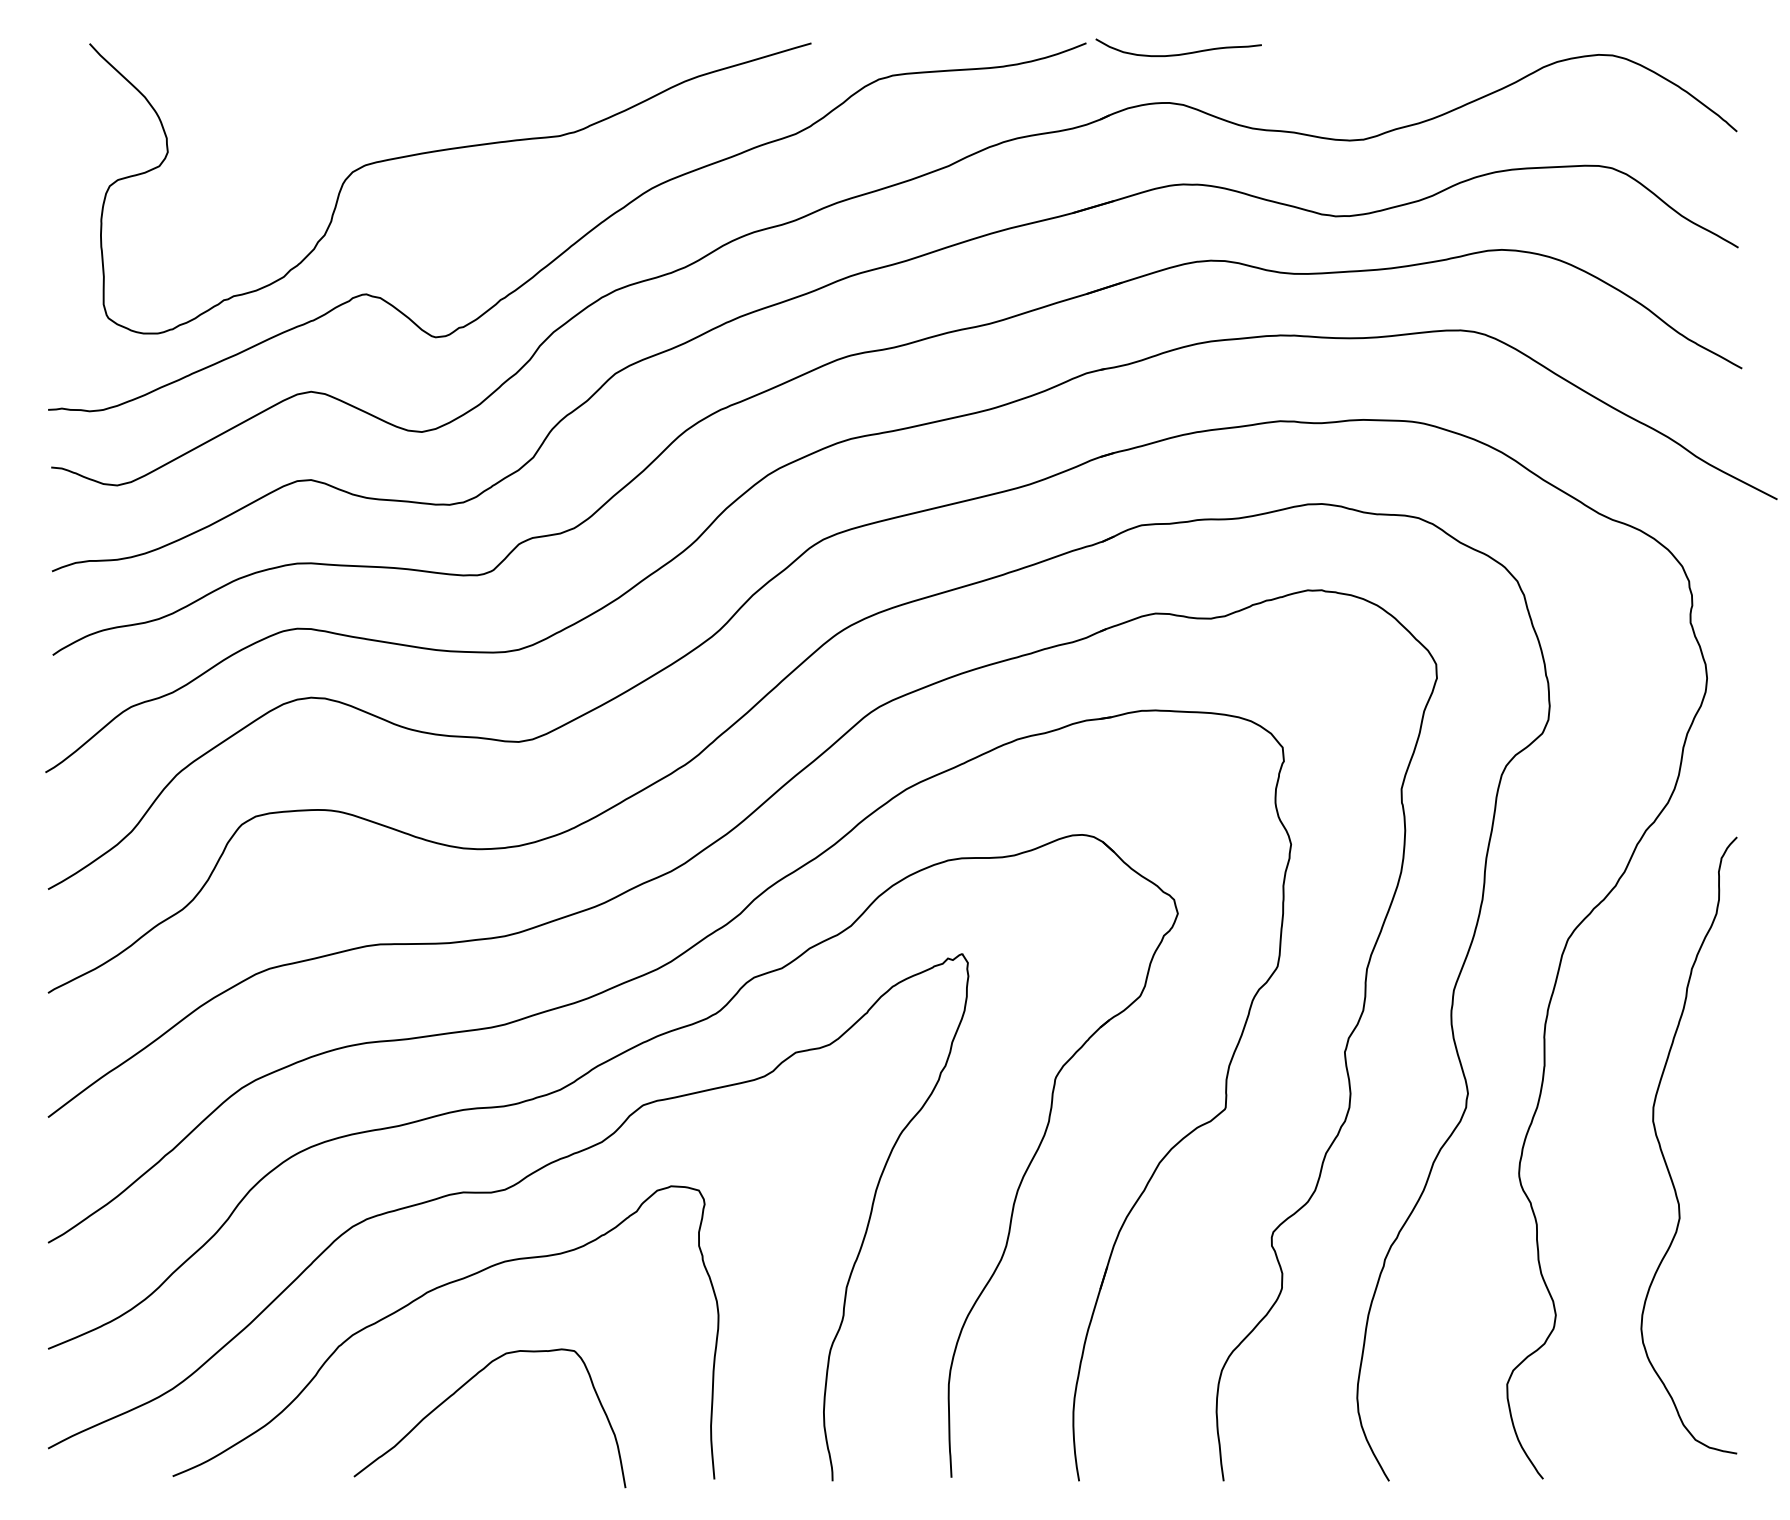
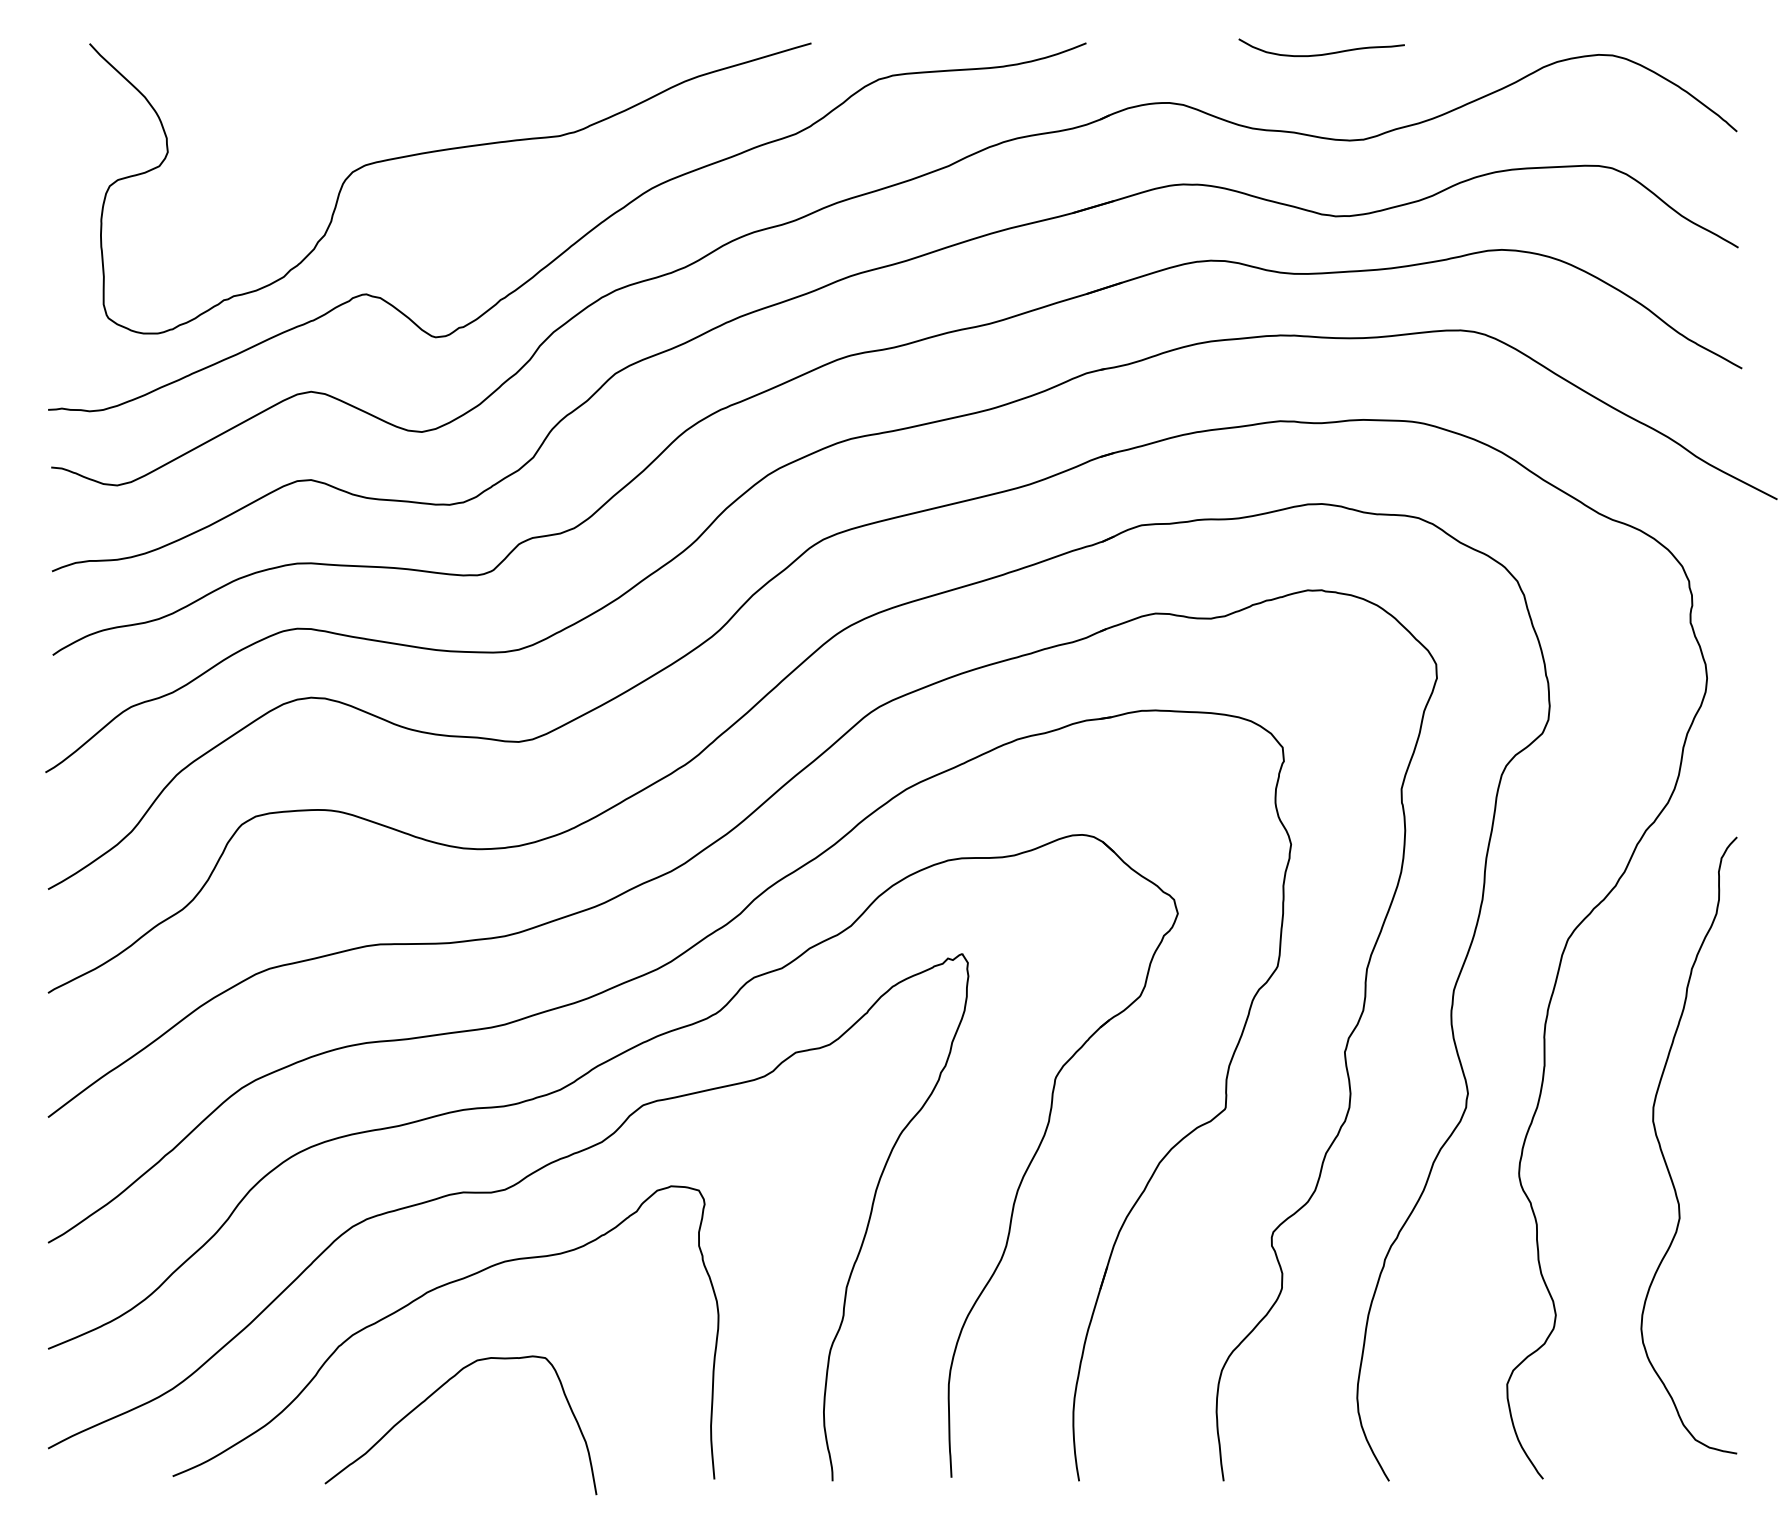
curve position: (1180, 53) -> (1323, 53) (1323, 53)
curve position: (460, 1389) -> (431, 1396) (431, 1396)
